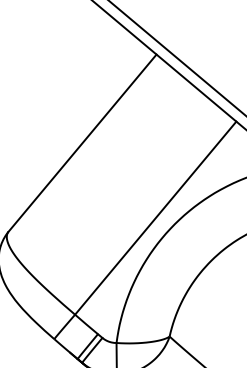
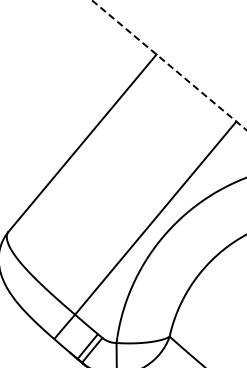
line: present -> none (176, 58)
line: solid -> dashed (169, 65)
